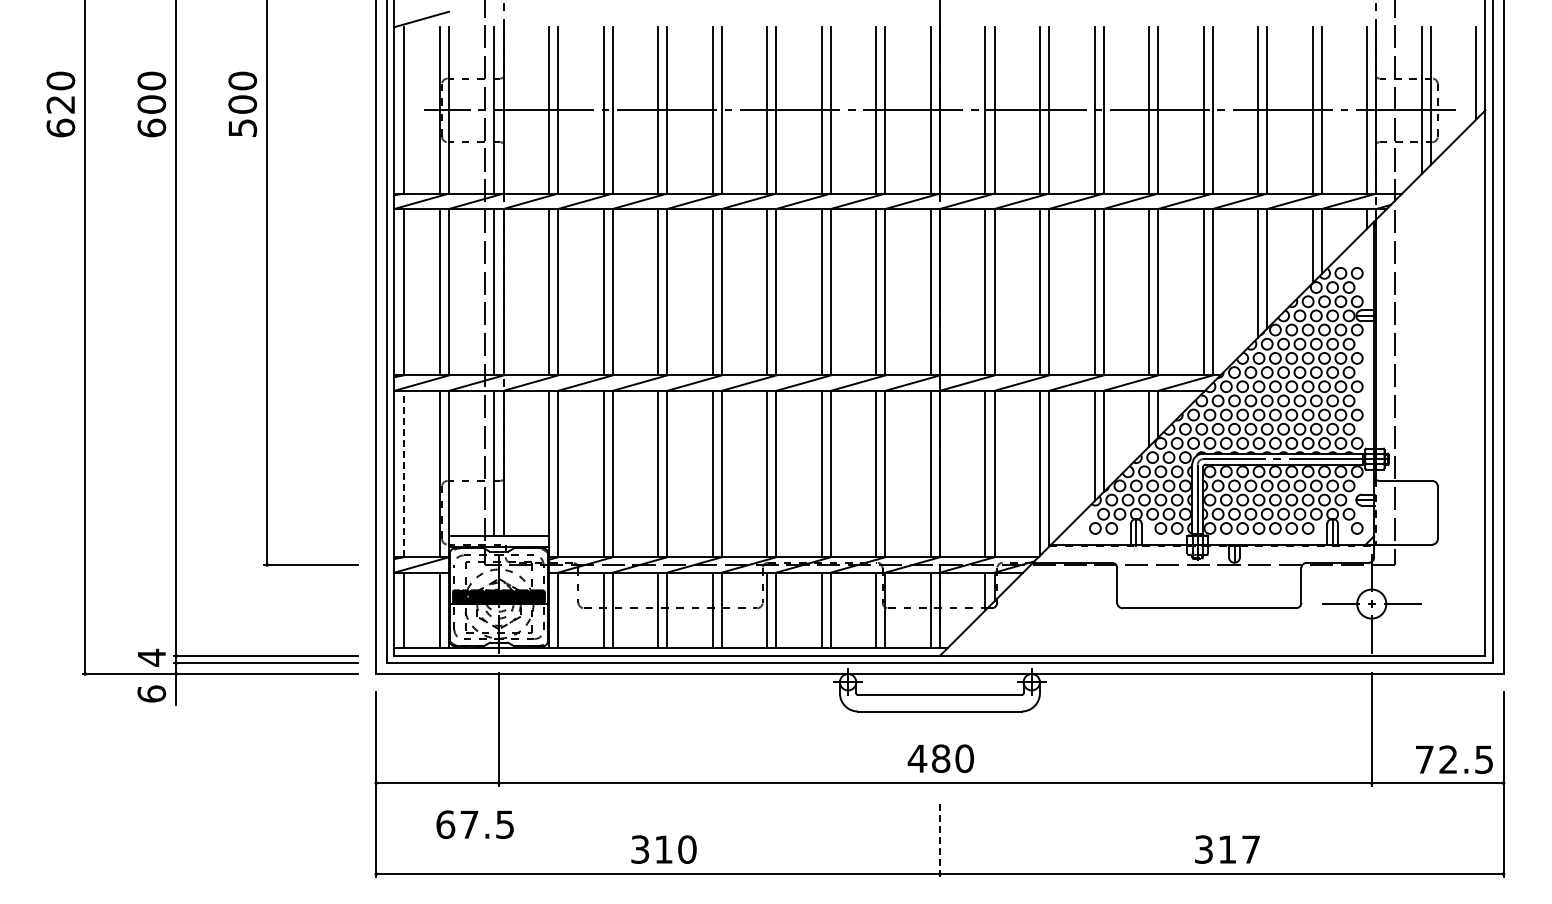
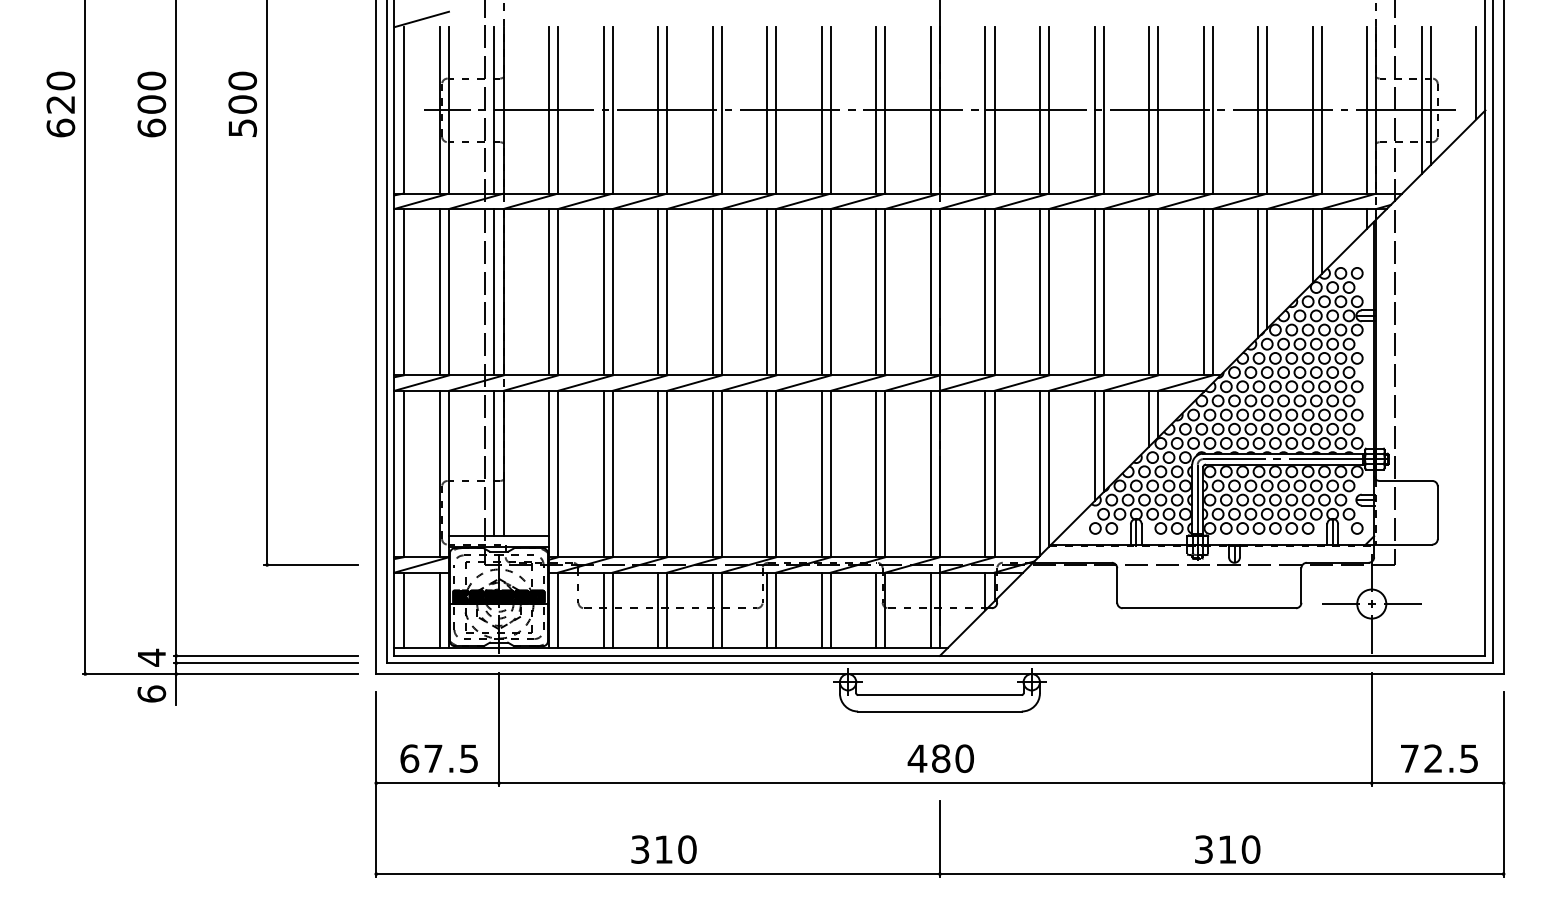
line: dashed -> solid (403, 473)
text position: (1454, 759) -> (1439, 758) (1439, 758)
text position: (474, 824) -> (438, 758) (438, 758)
line: dashed -> solid (939, 839)
text: 317 -> 310 (1250, 849)
